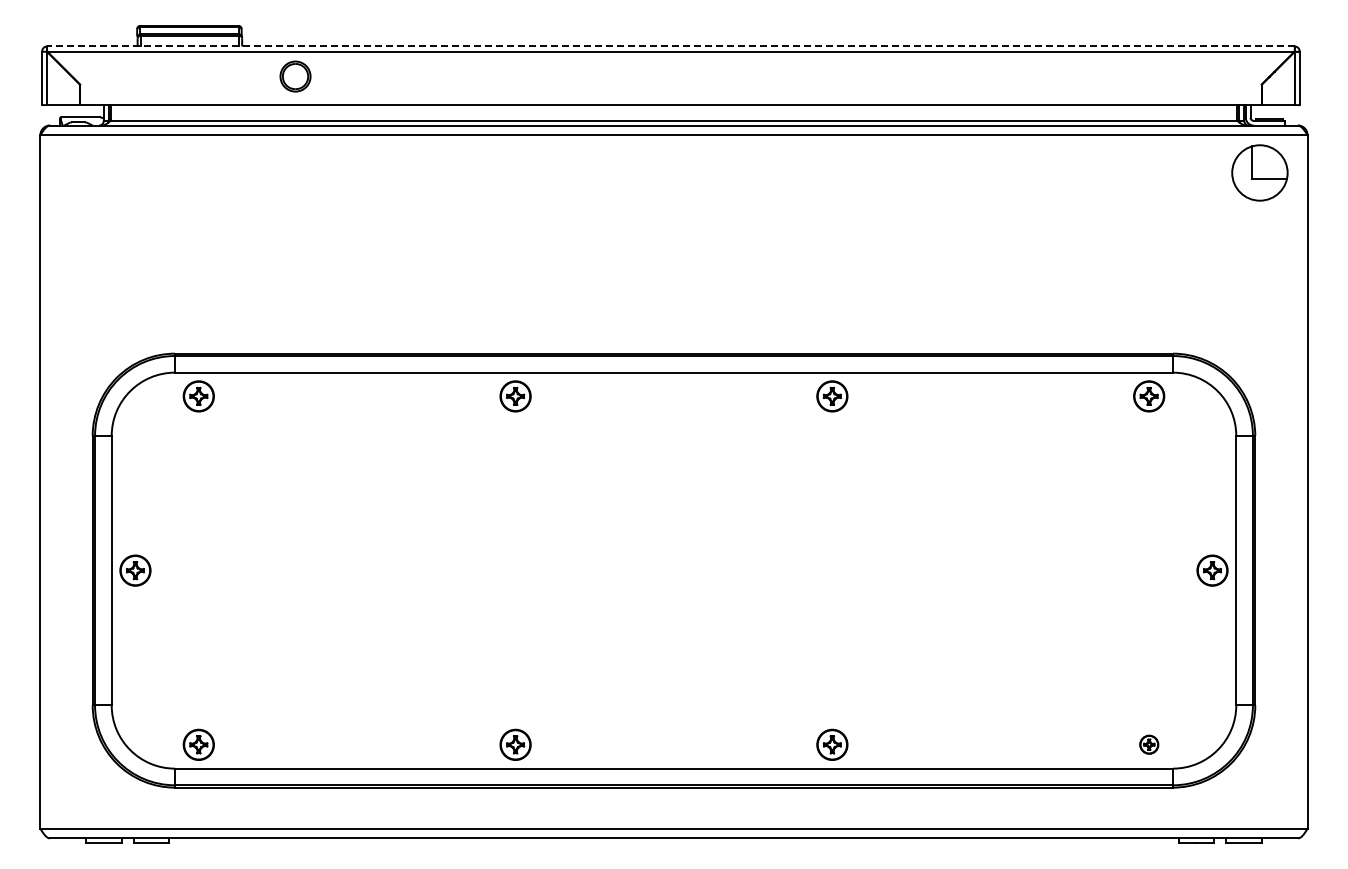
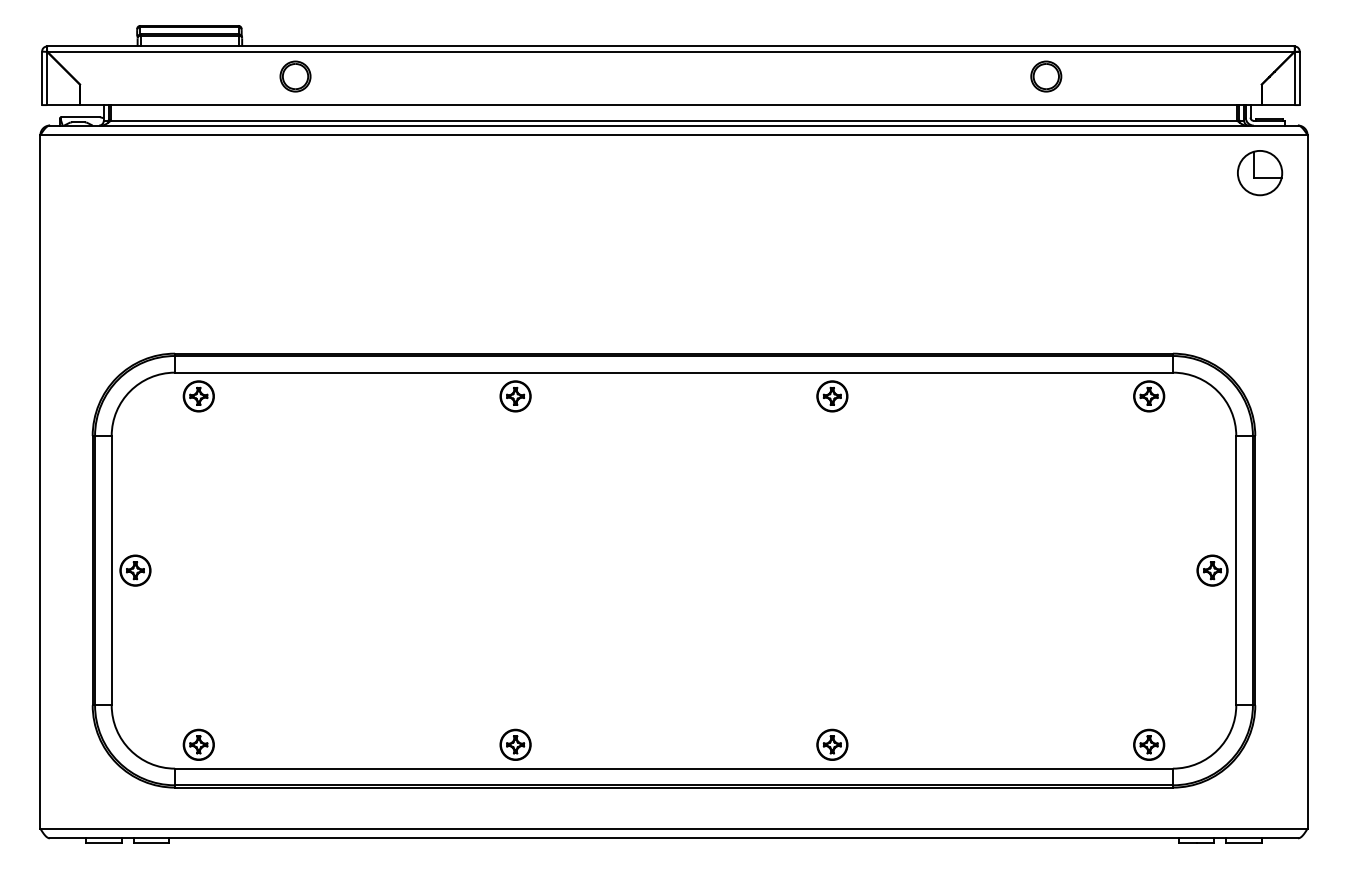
line: dashed -> solid (670, 46)
part: none -> present (1046, 76)
part size: 58x58 px -> 47x47 px (1260, 173)
part size: 21x21 px -> 33x33 px (1149, 744)
